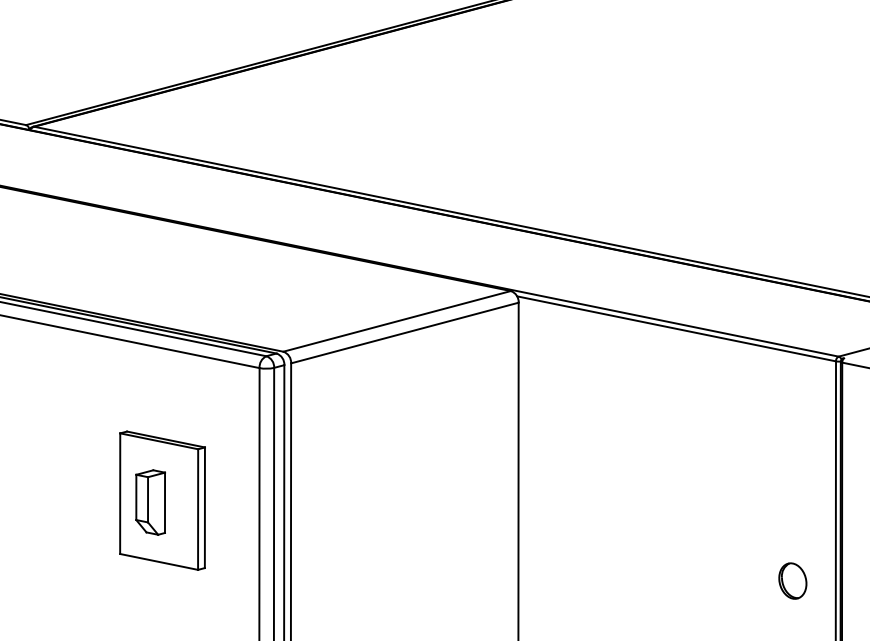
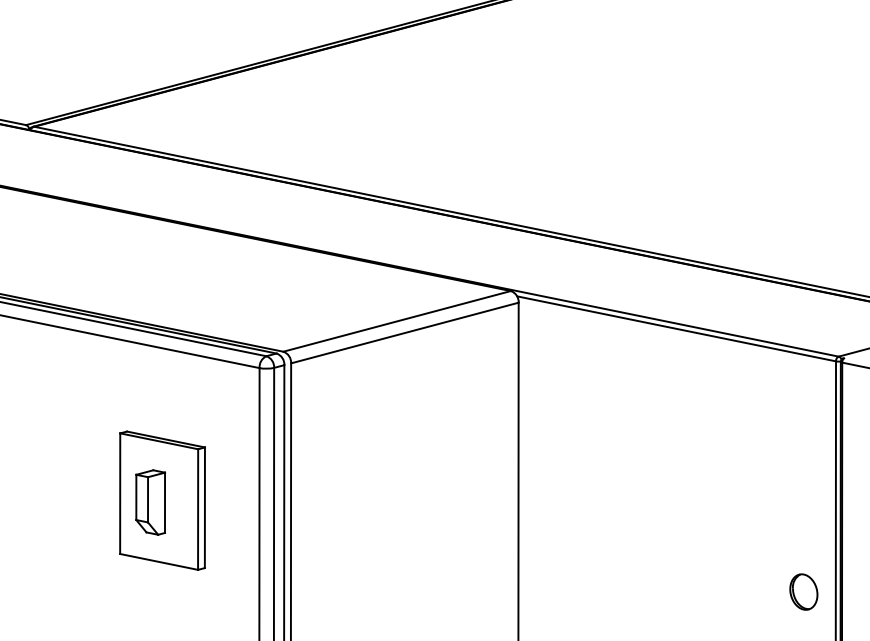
part position: (792, 580) -> (803, 591) (803, 591)
